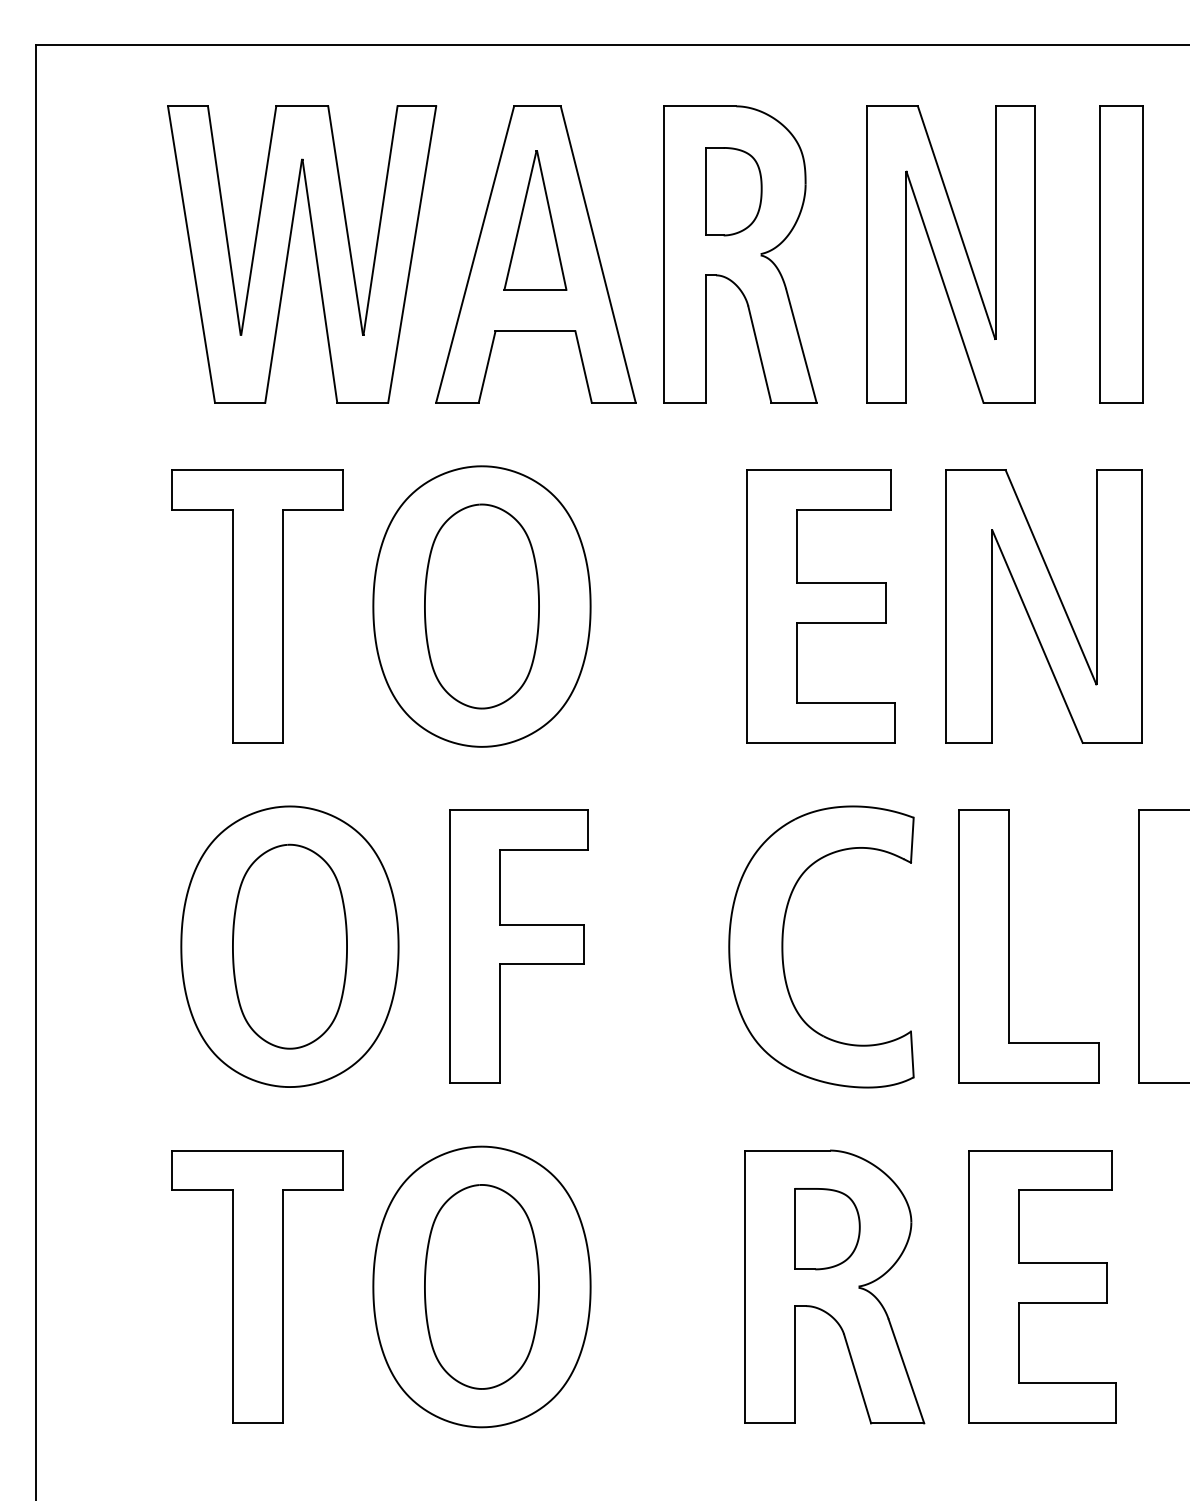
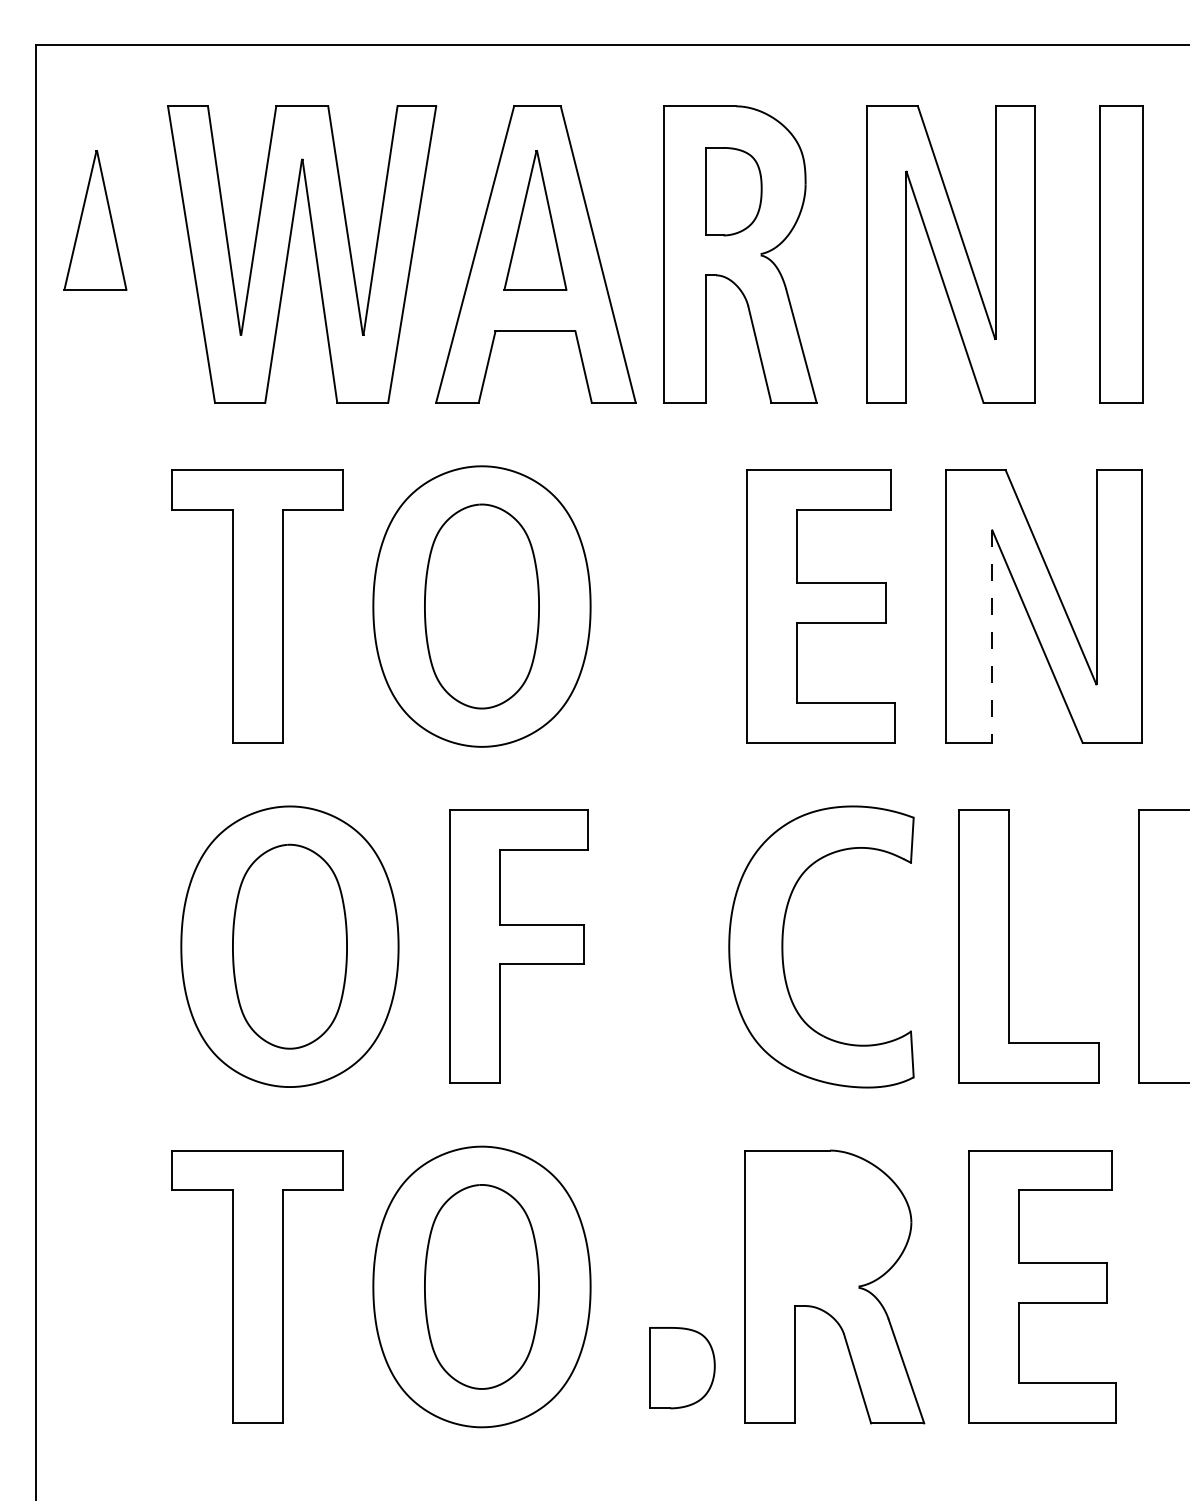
part: none -> present (95, 220)
line: solid -> dashed (991, 637)
part position: (827, 1229) -> (682, 1368) (682, 1368)
